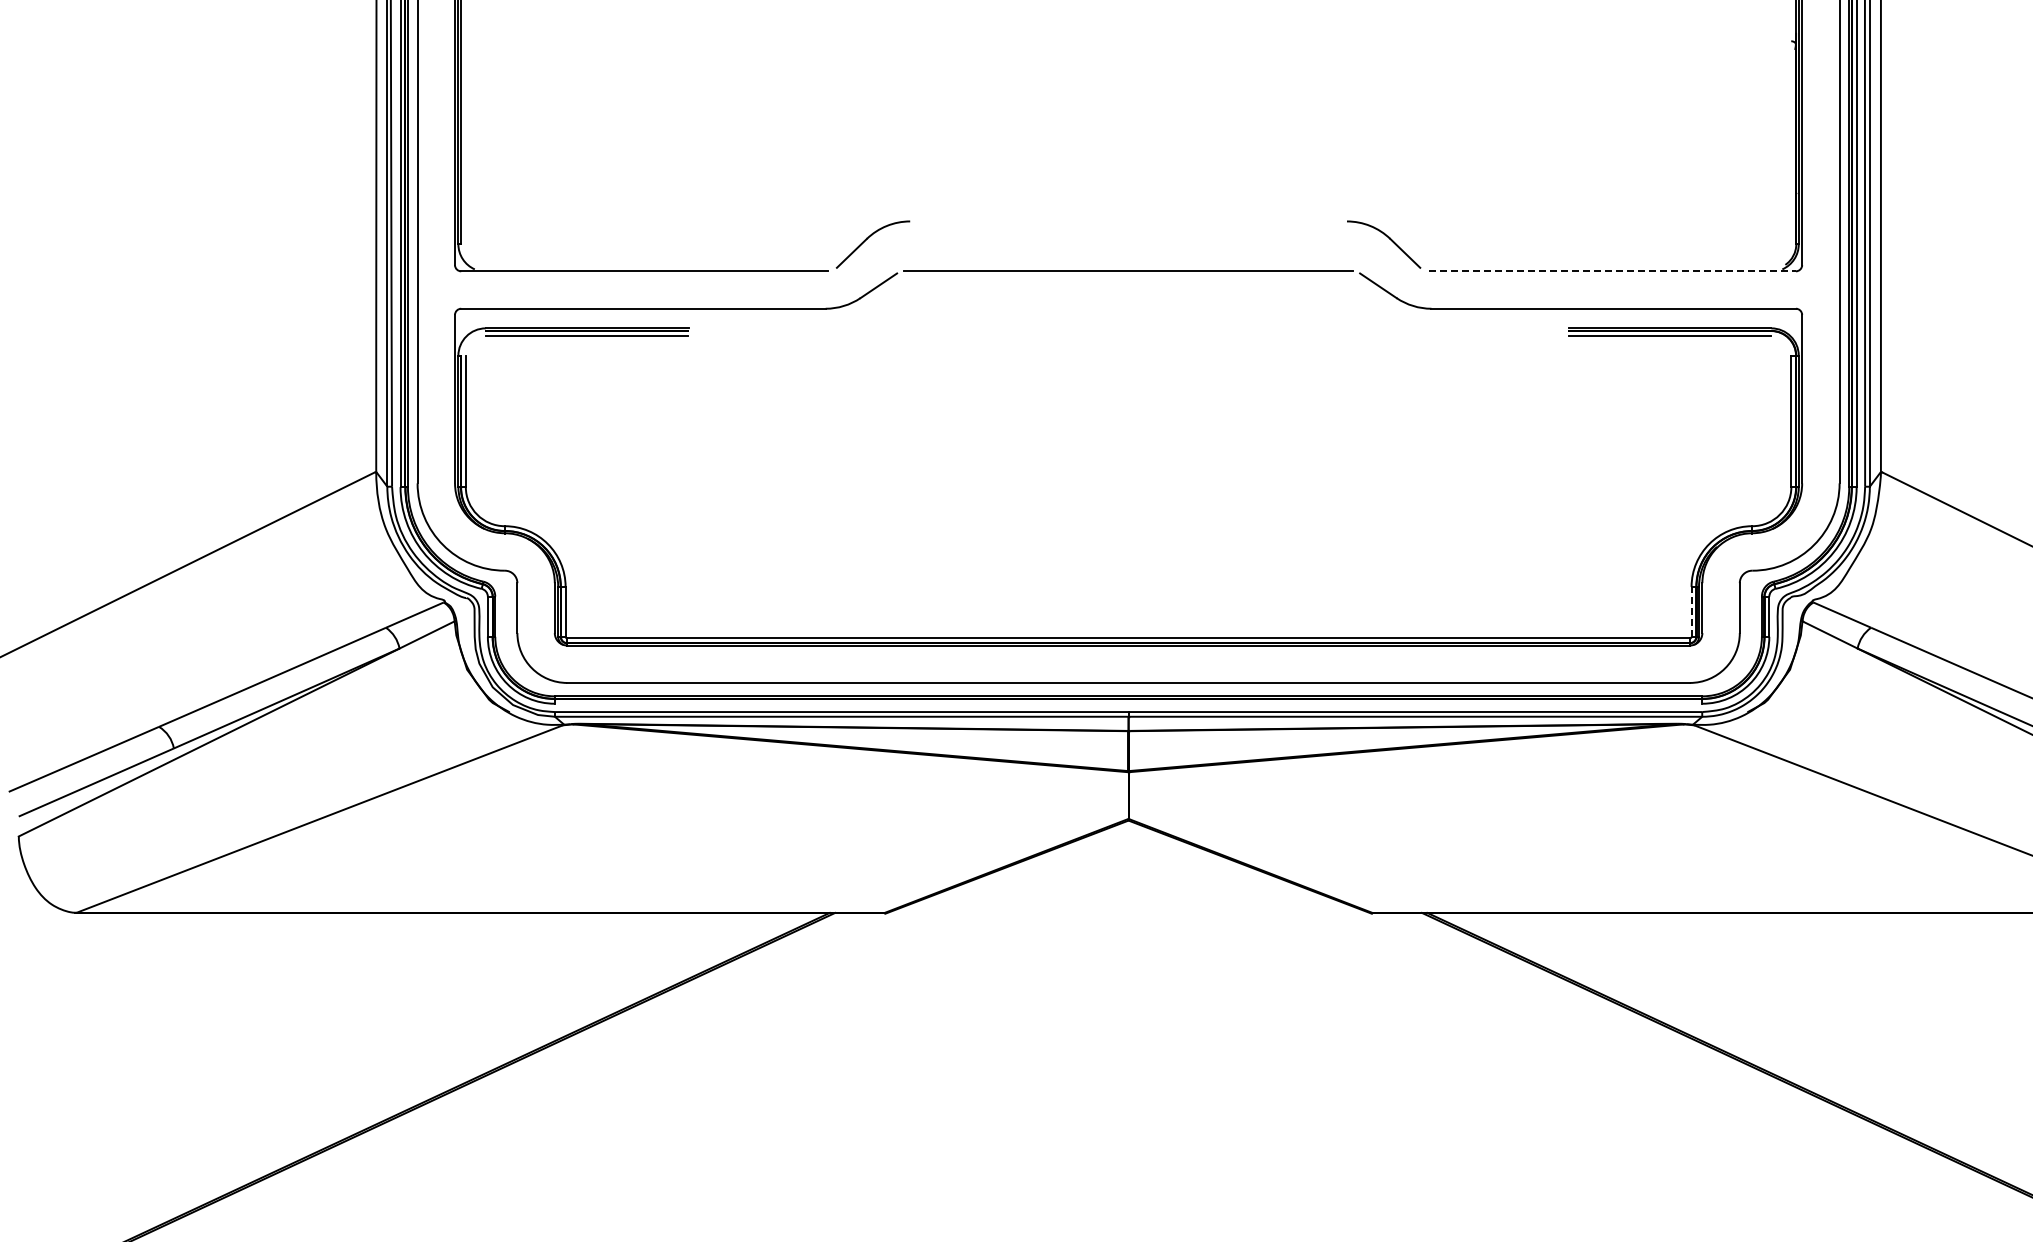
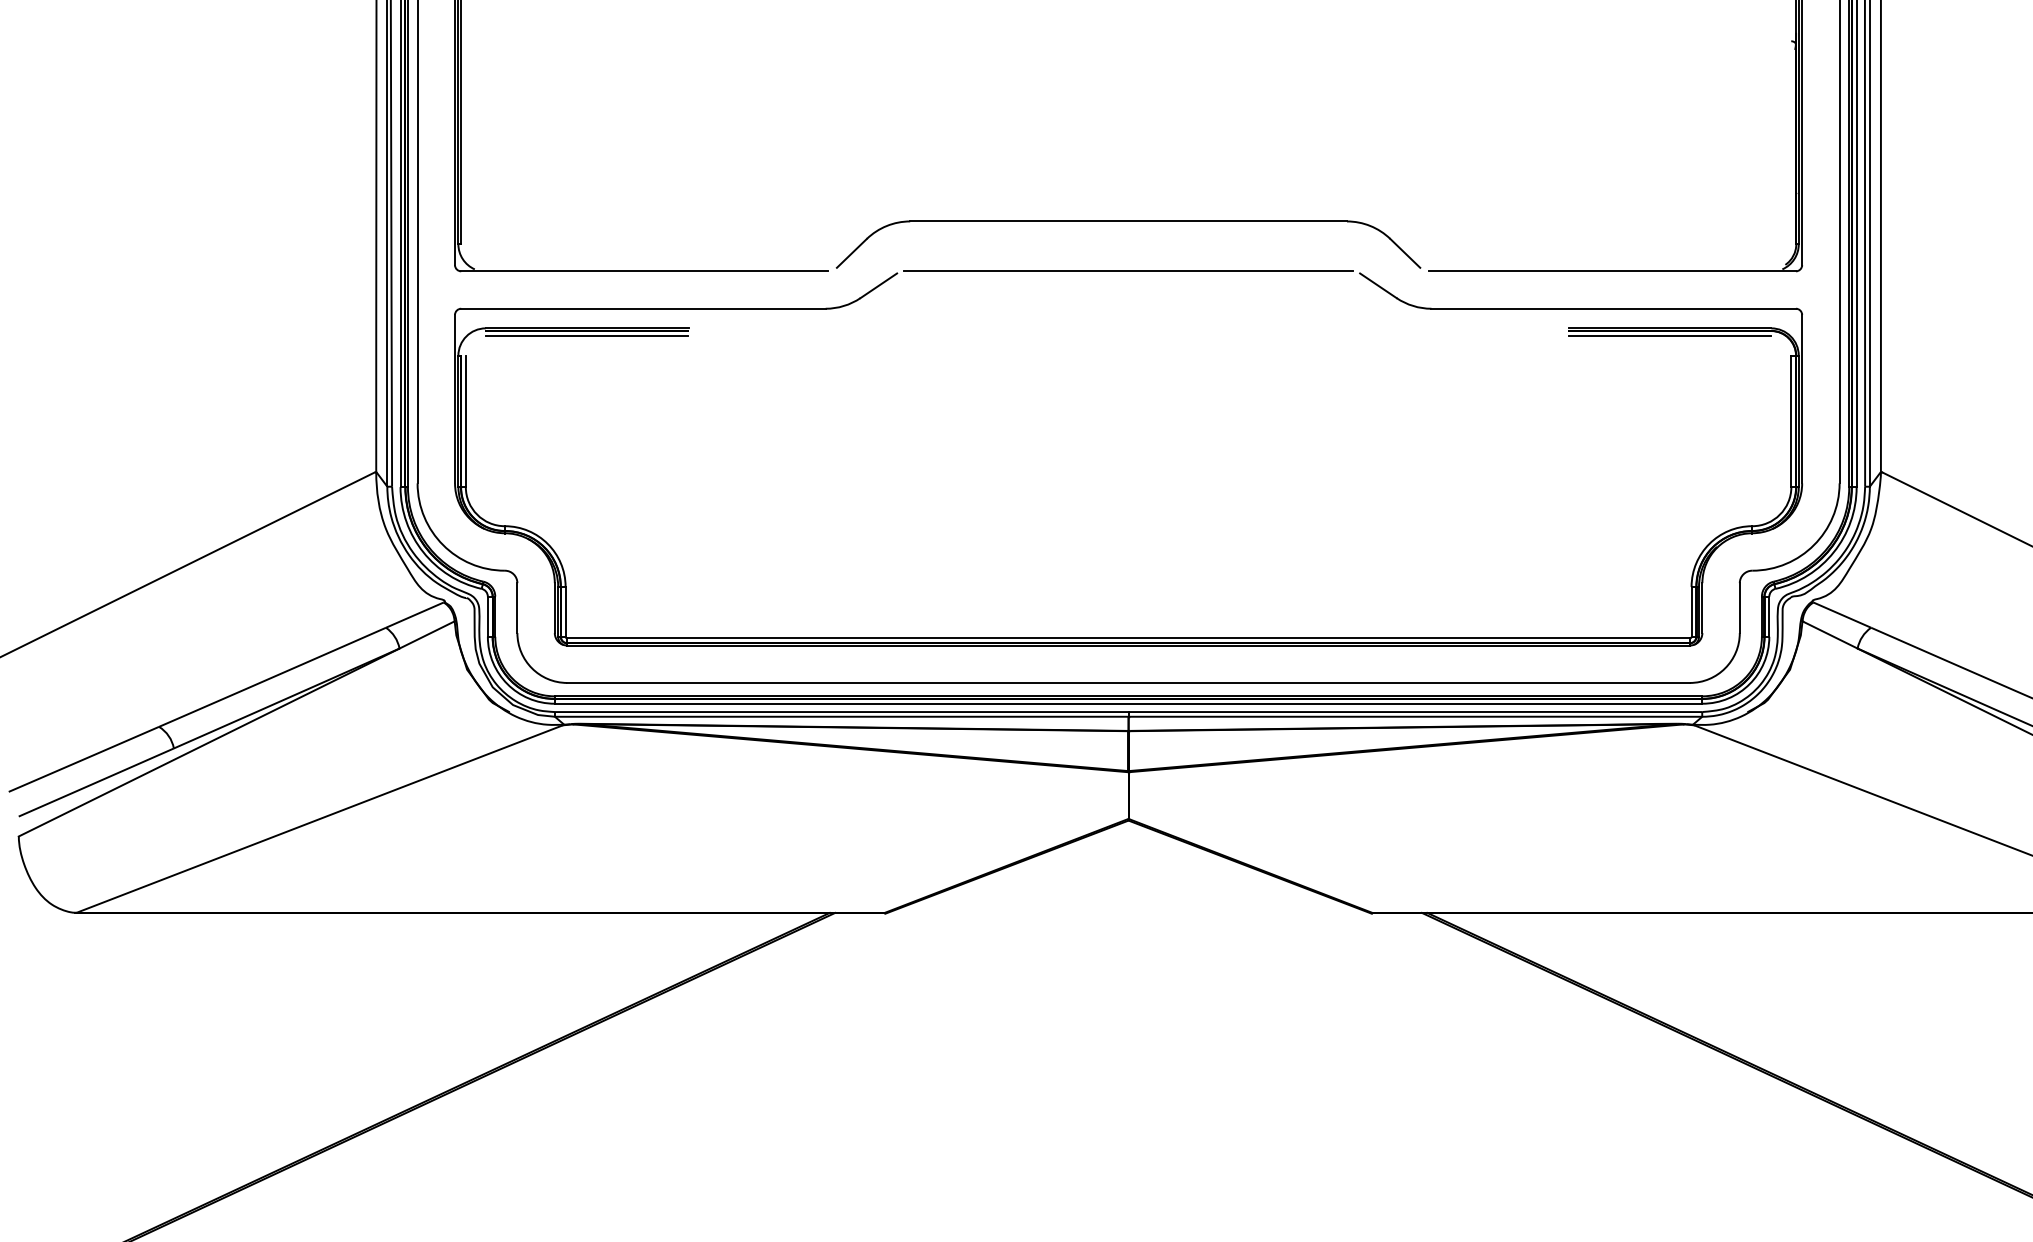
line: none -> present (1128, 221)
line: dashed -> solid (1612, 271)
line: dashed -> solid (1691, 611)
line: none -> present (1128, 703)
